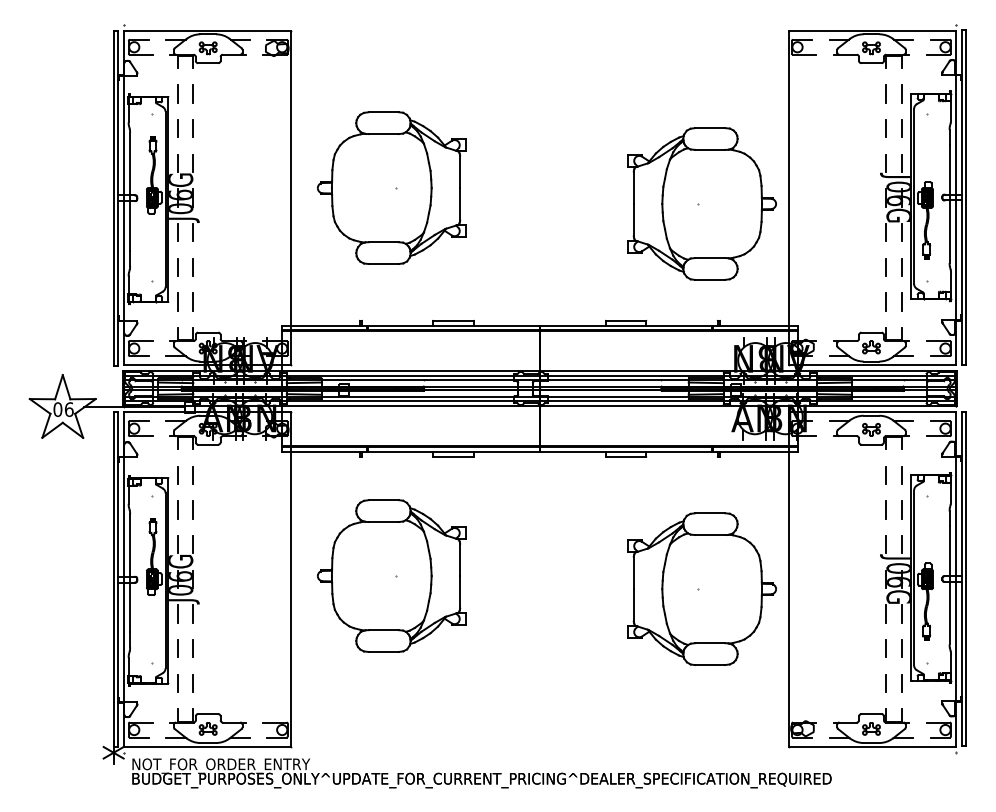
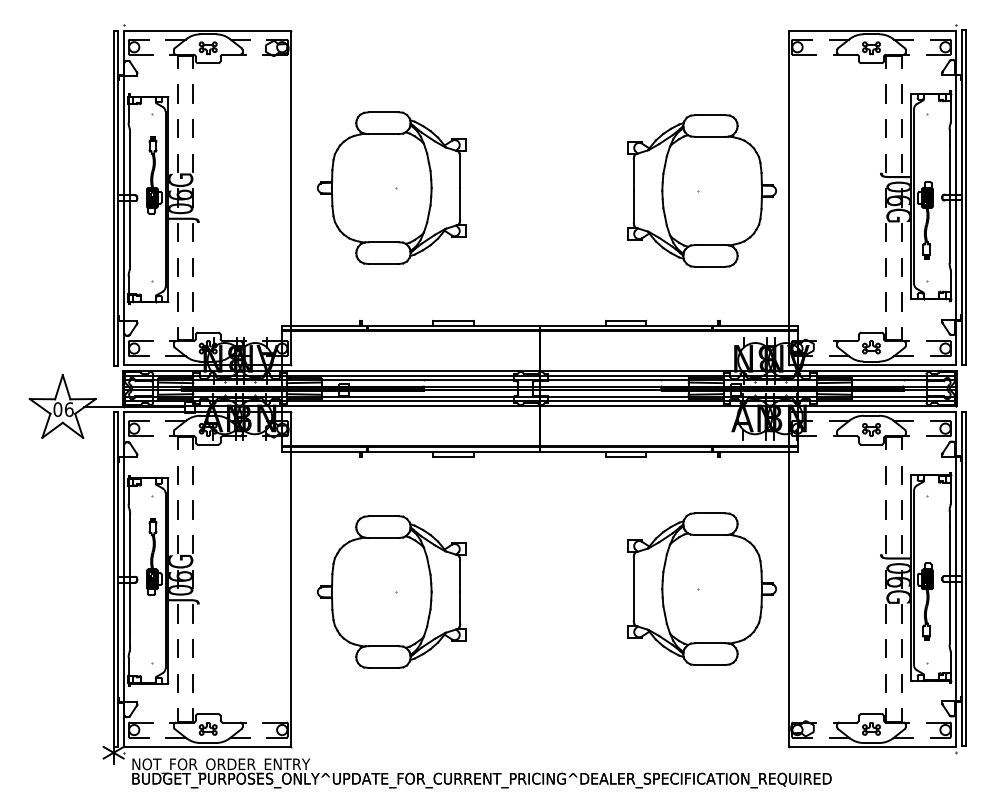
part position: (701, 203) -> (701, 190) (701, 190)
part position: (391, 575) -> (391, 591) (391, 591)
